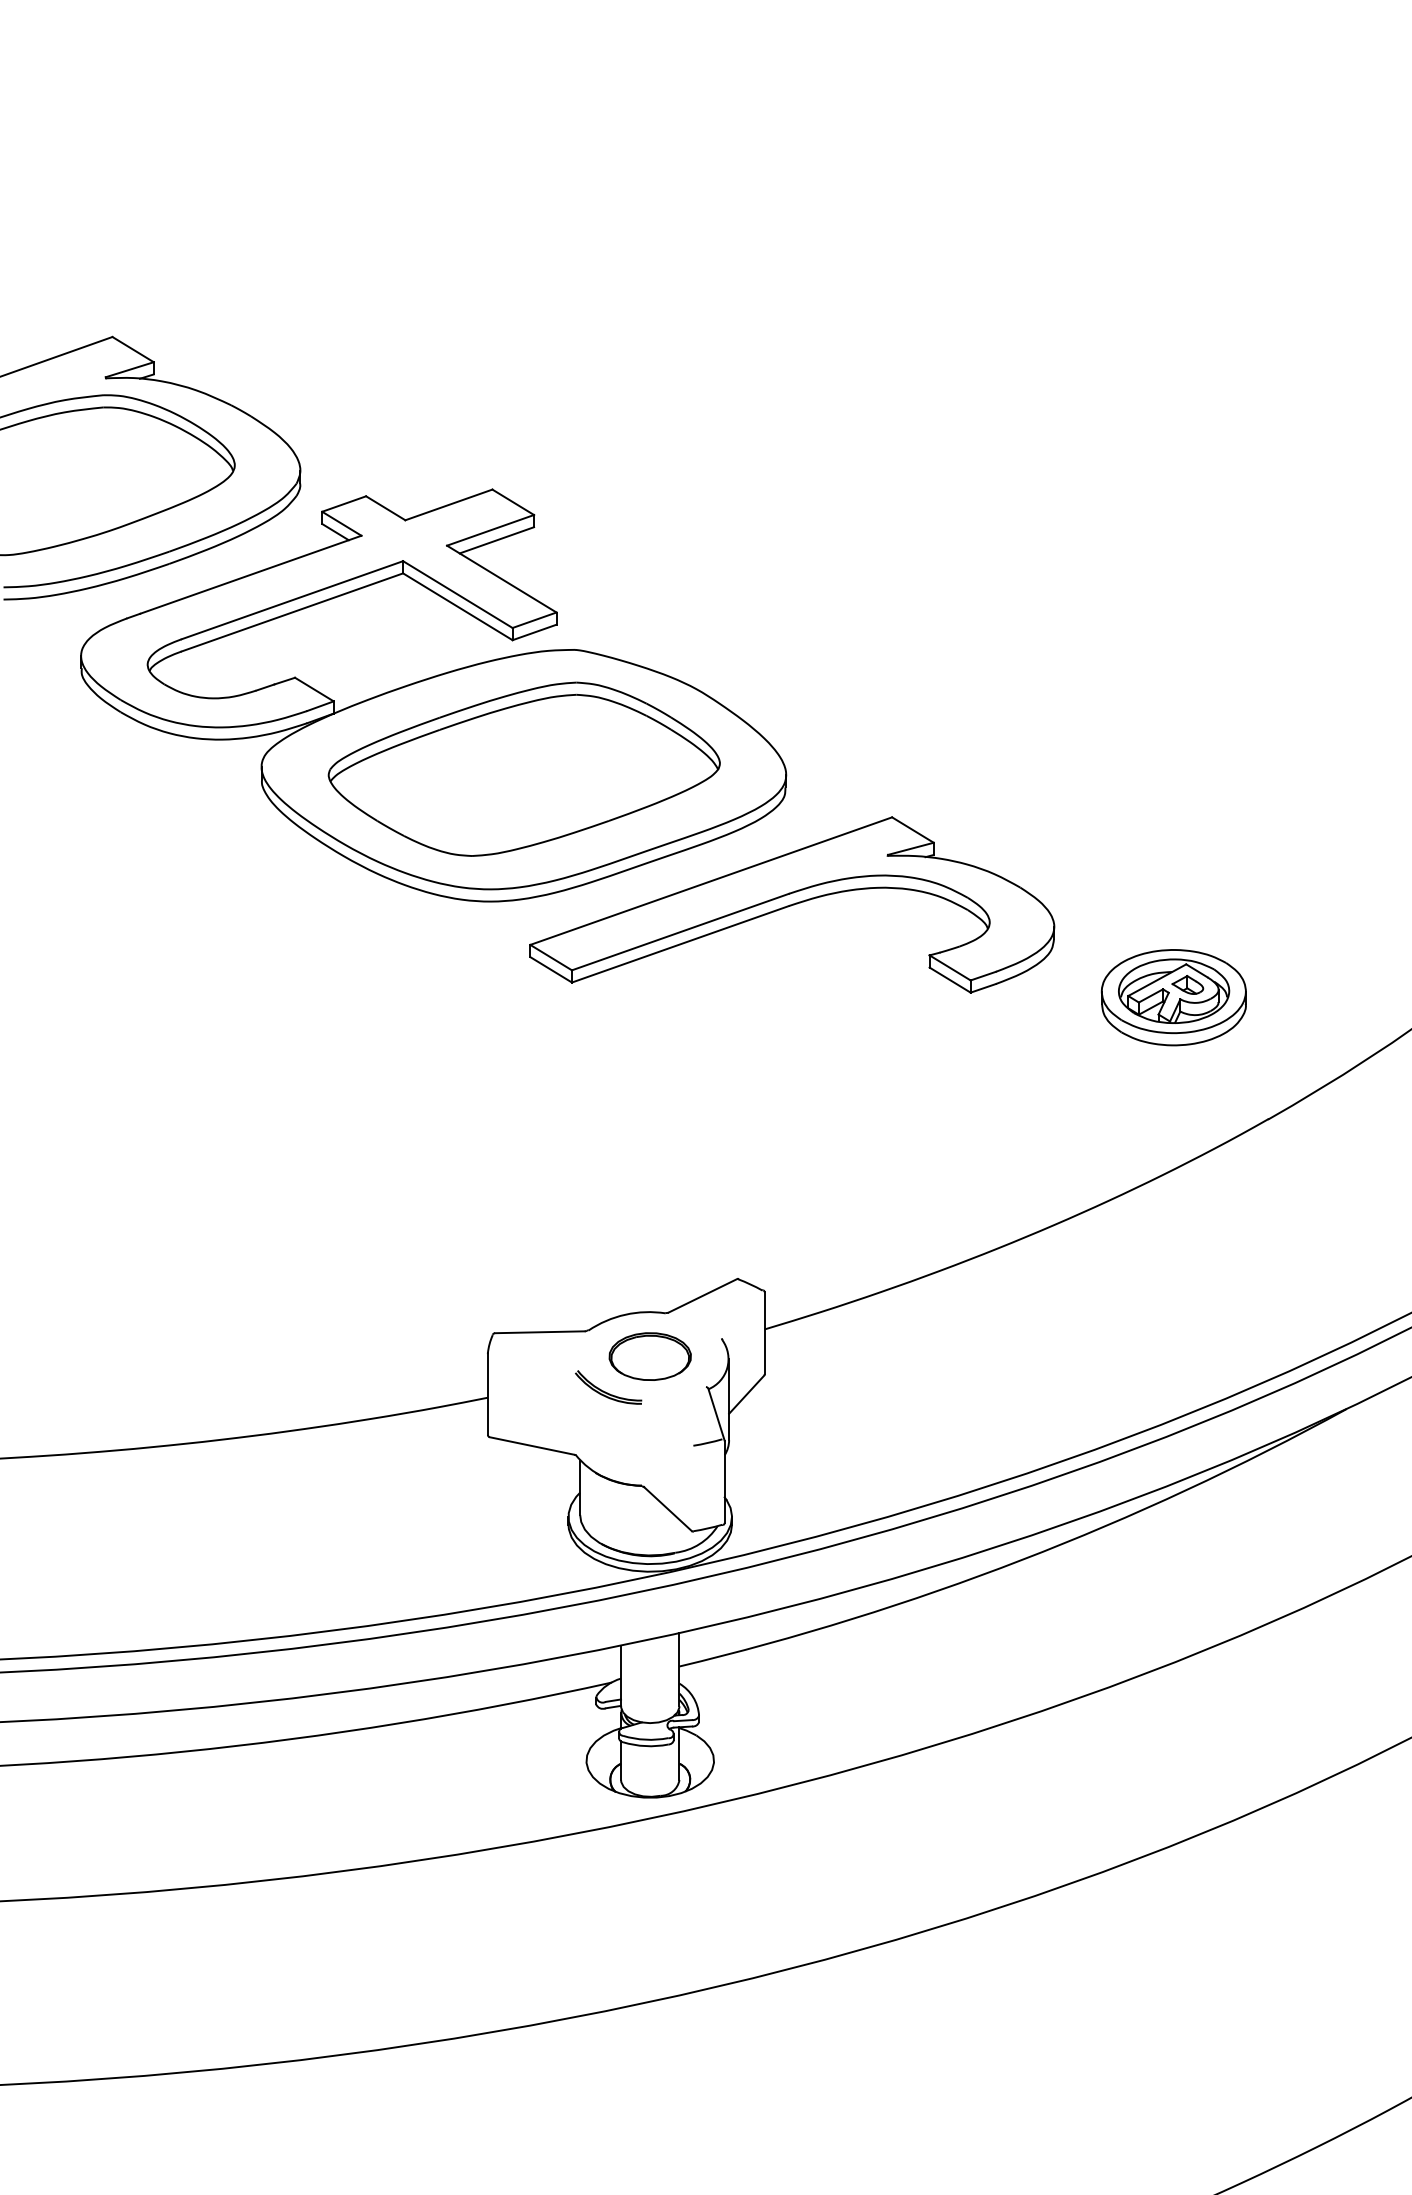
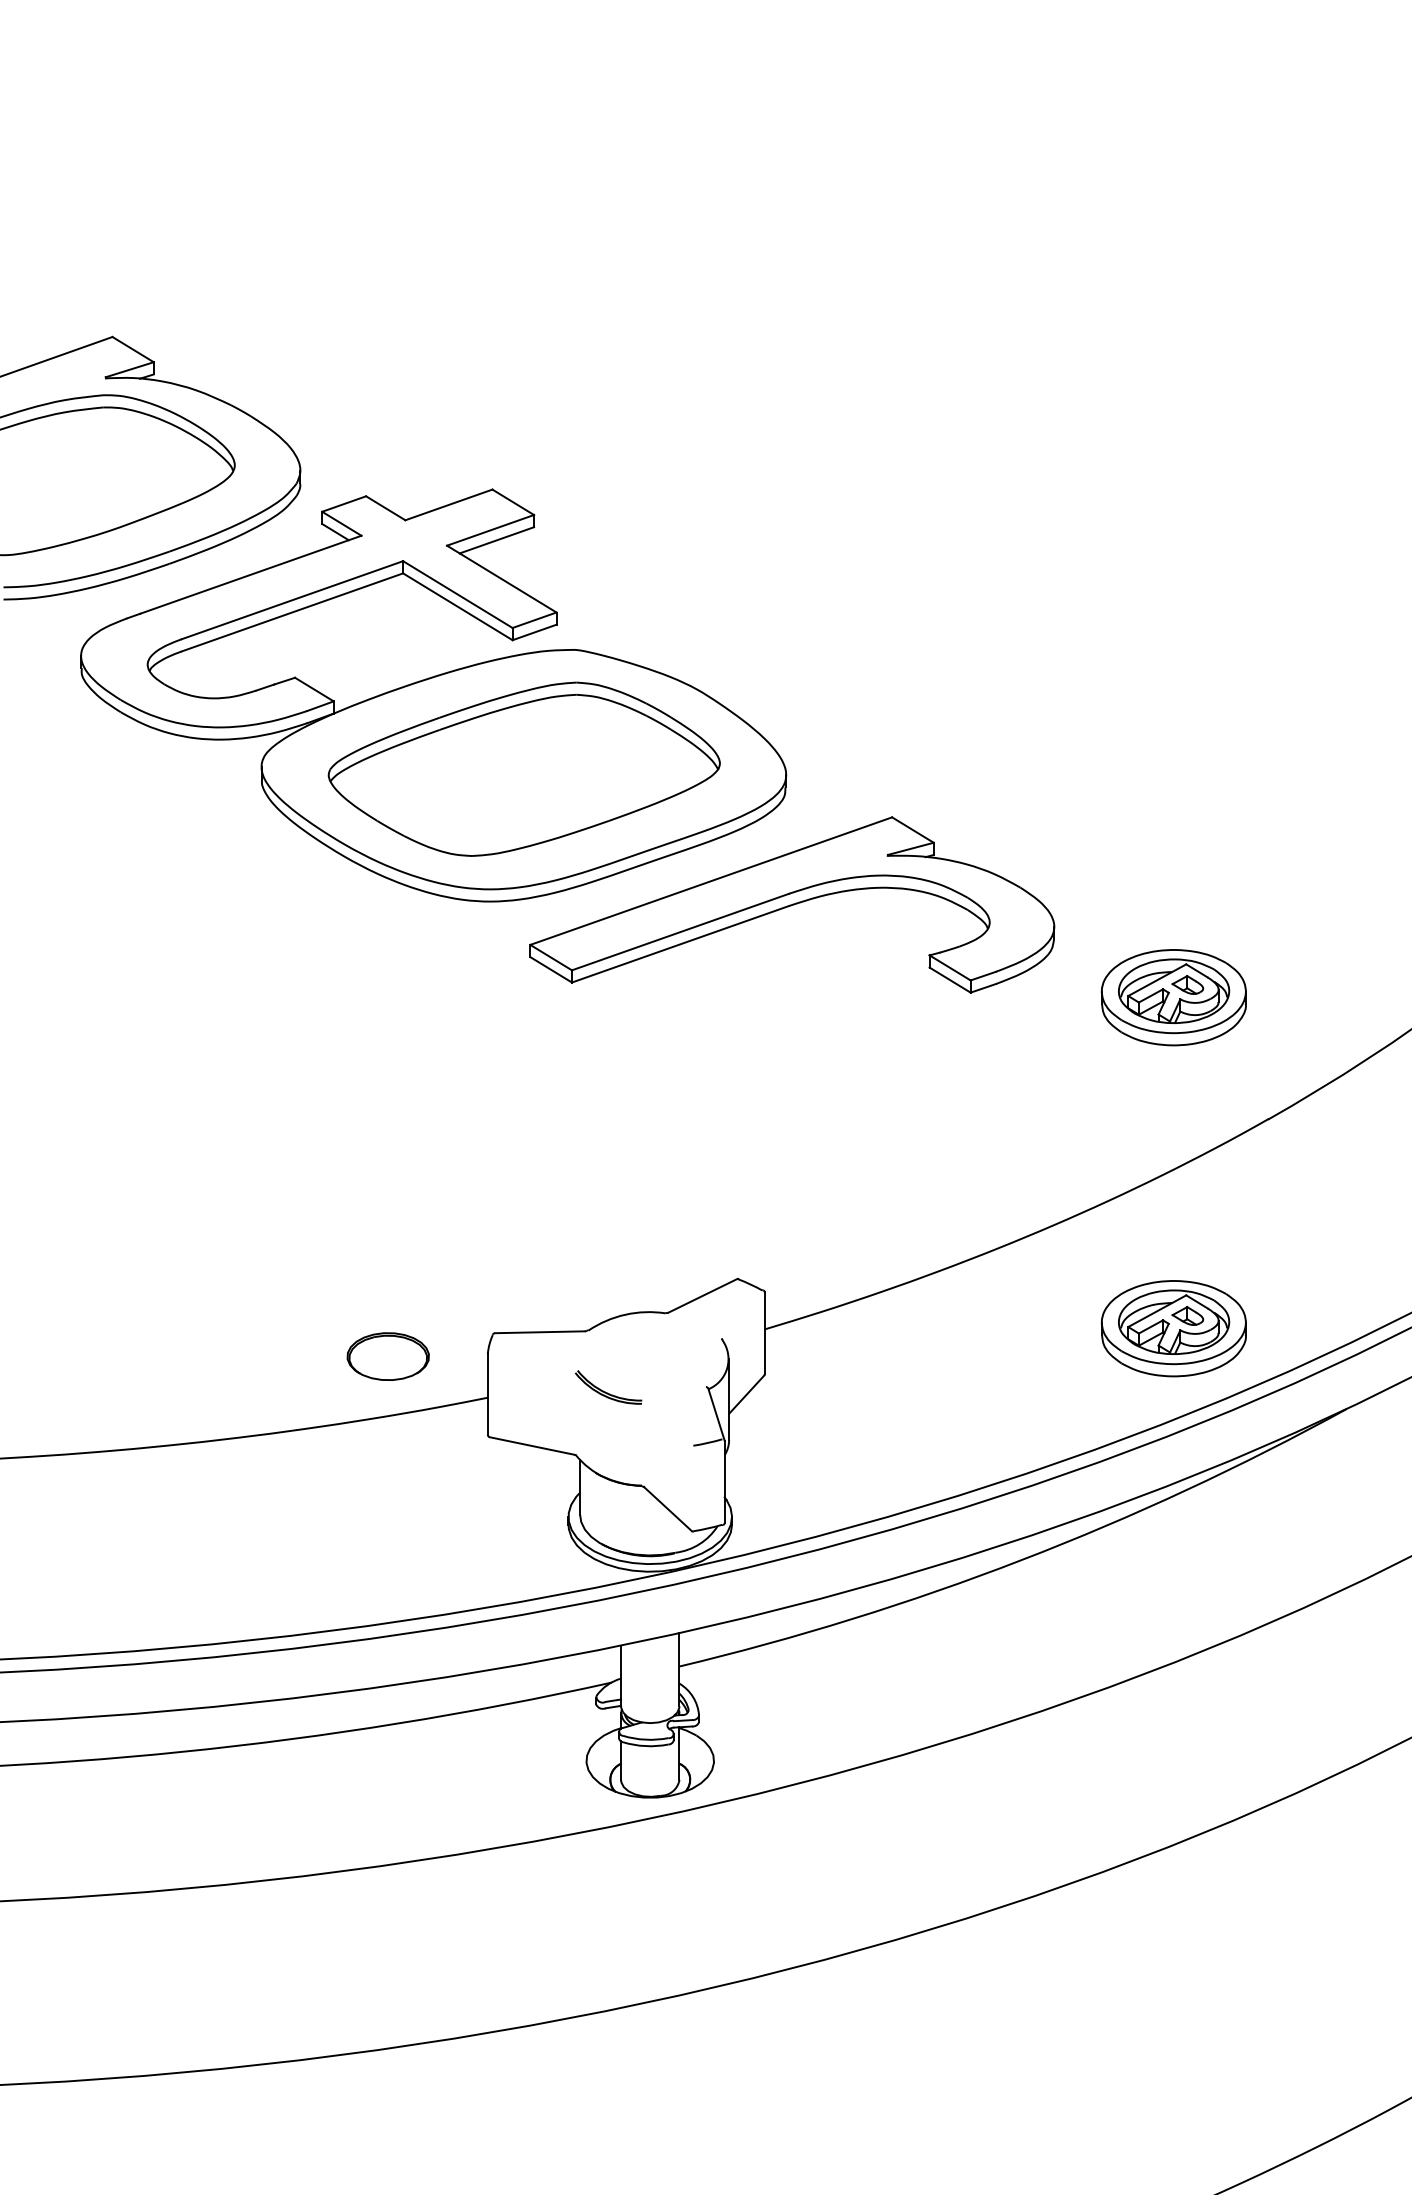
part: none -> present (1173, 1328)
part position: (649, 1356) -> (387, 1356) (387, 1356)
